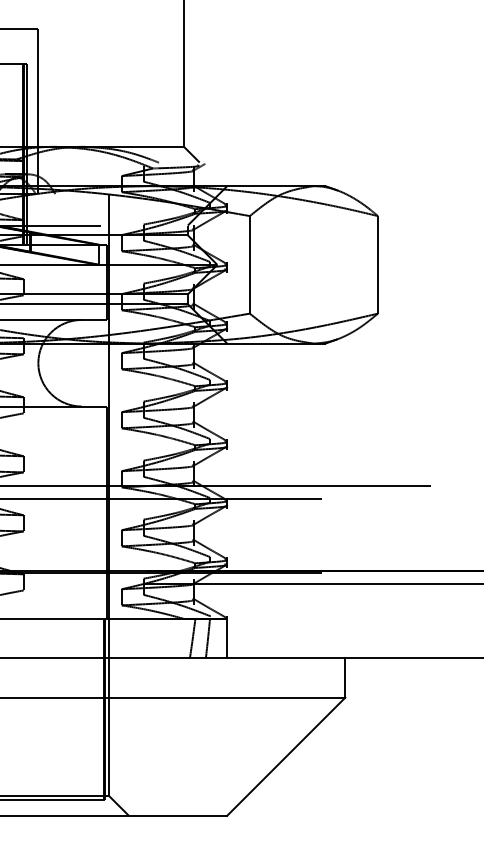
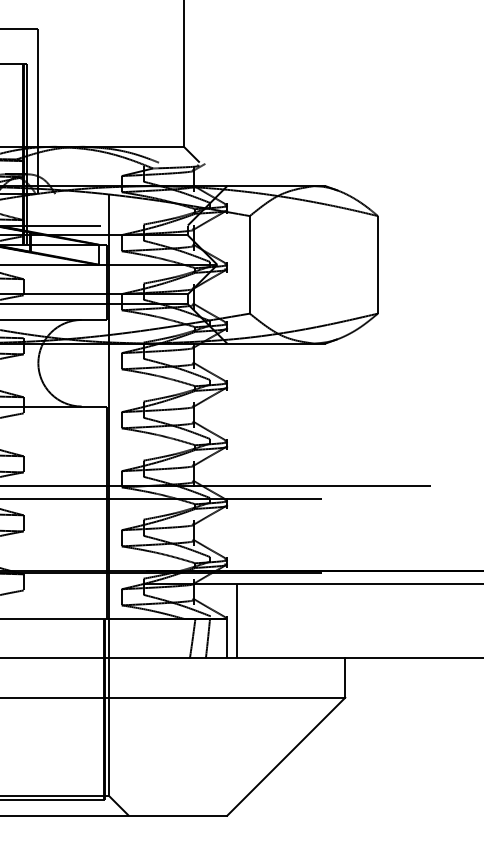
line: none -> present (236, 620)
